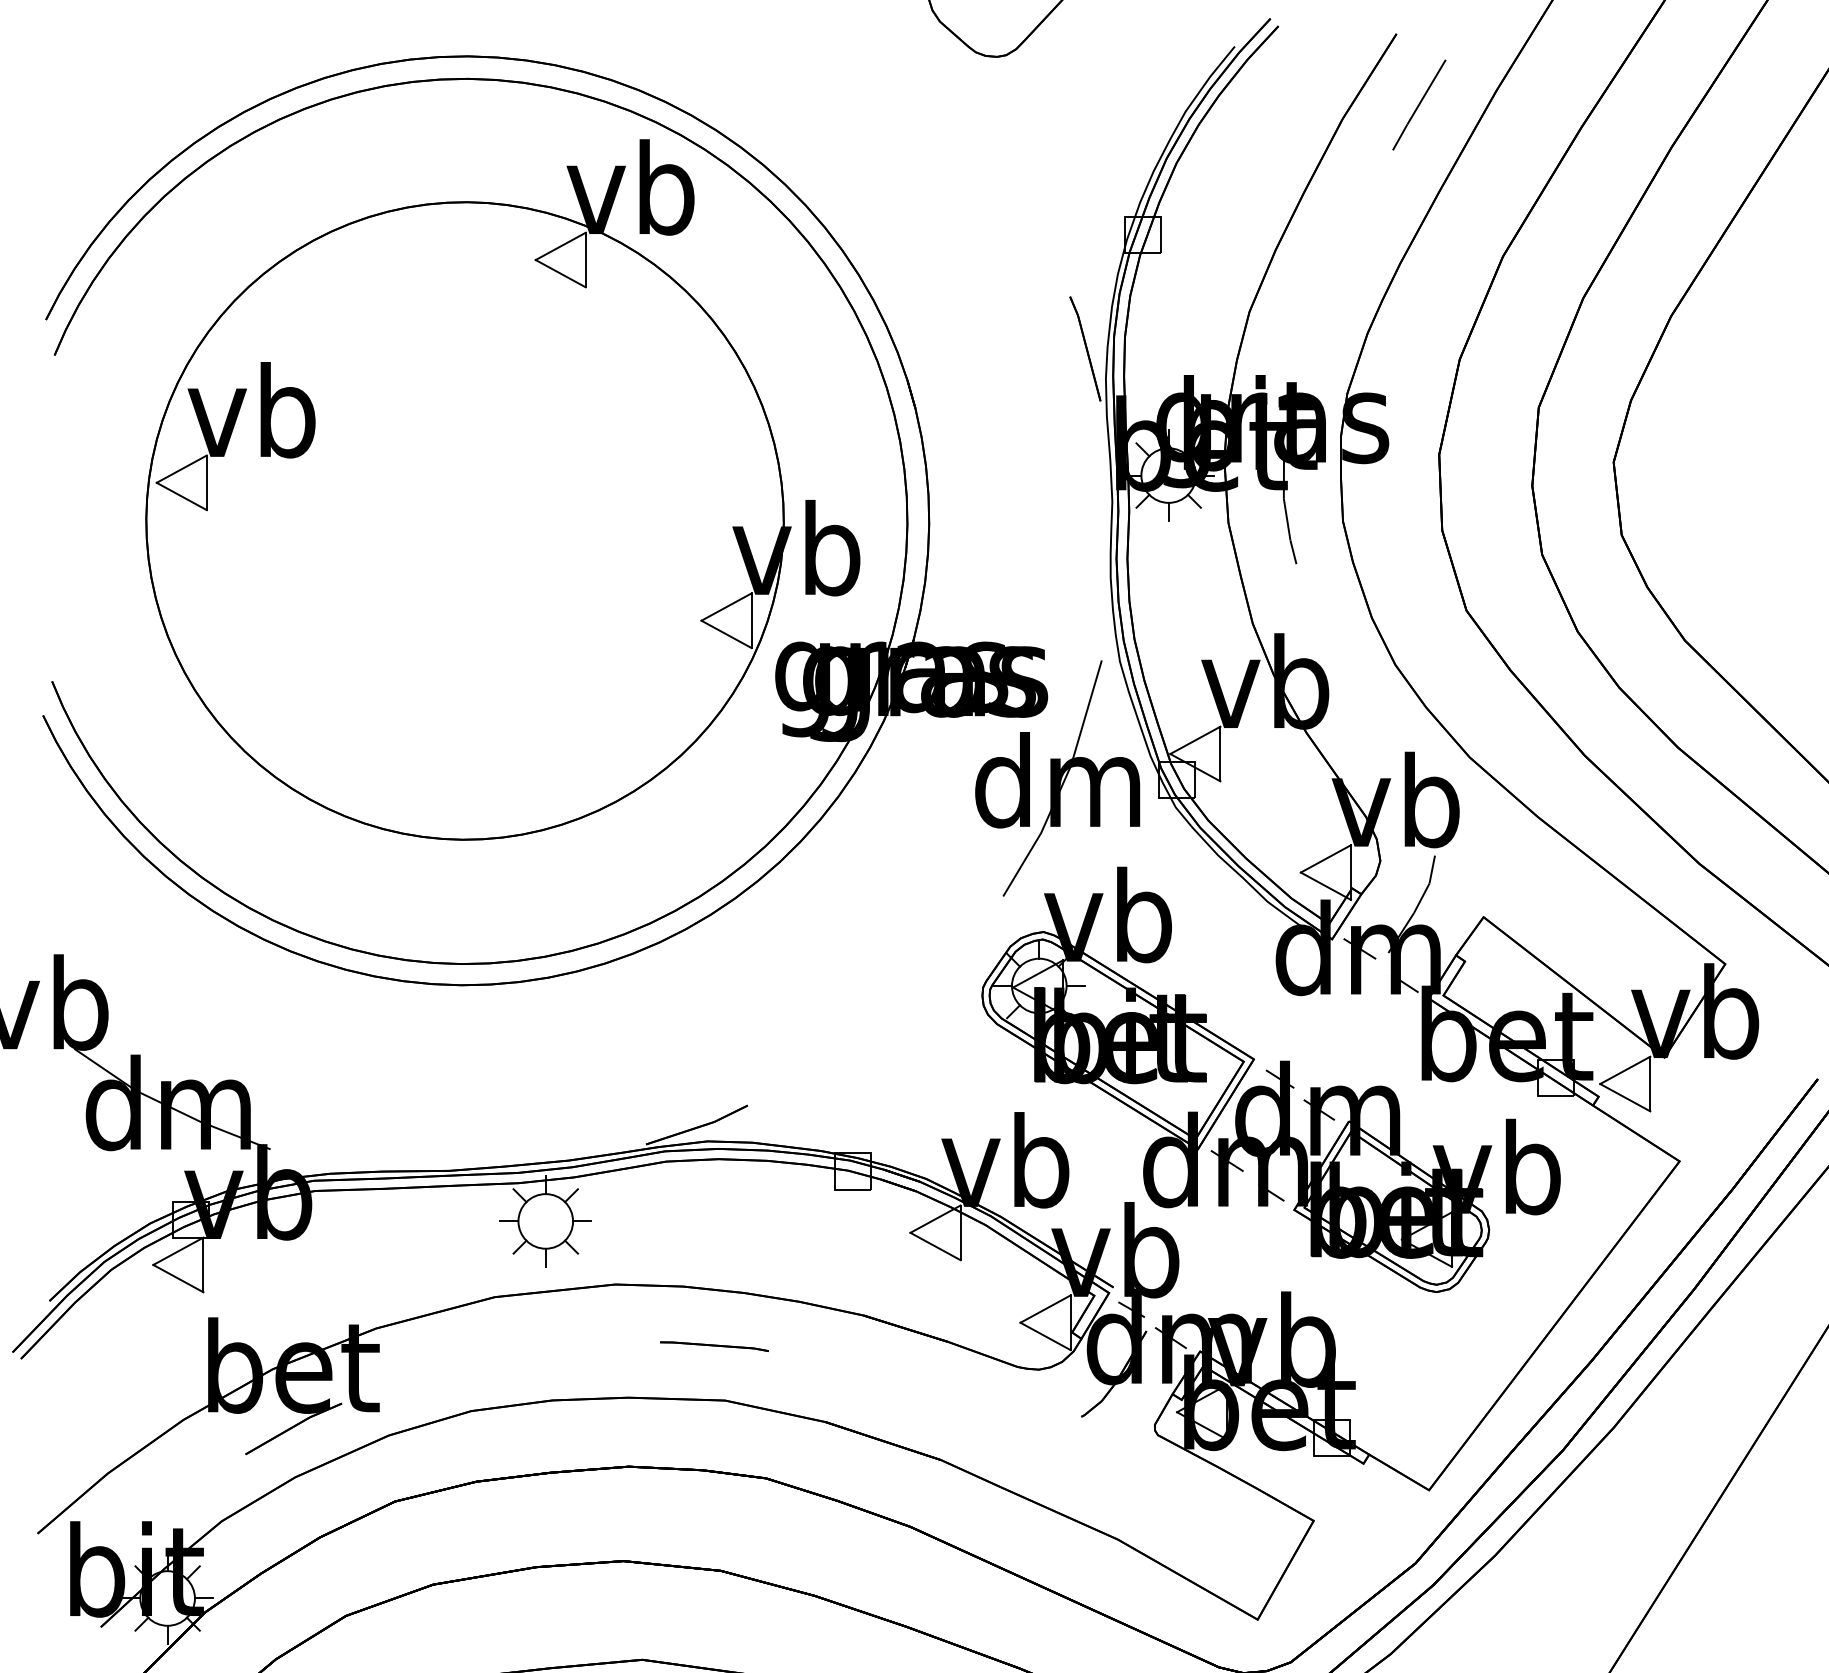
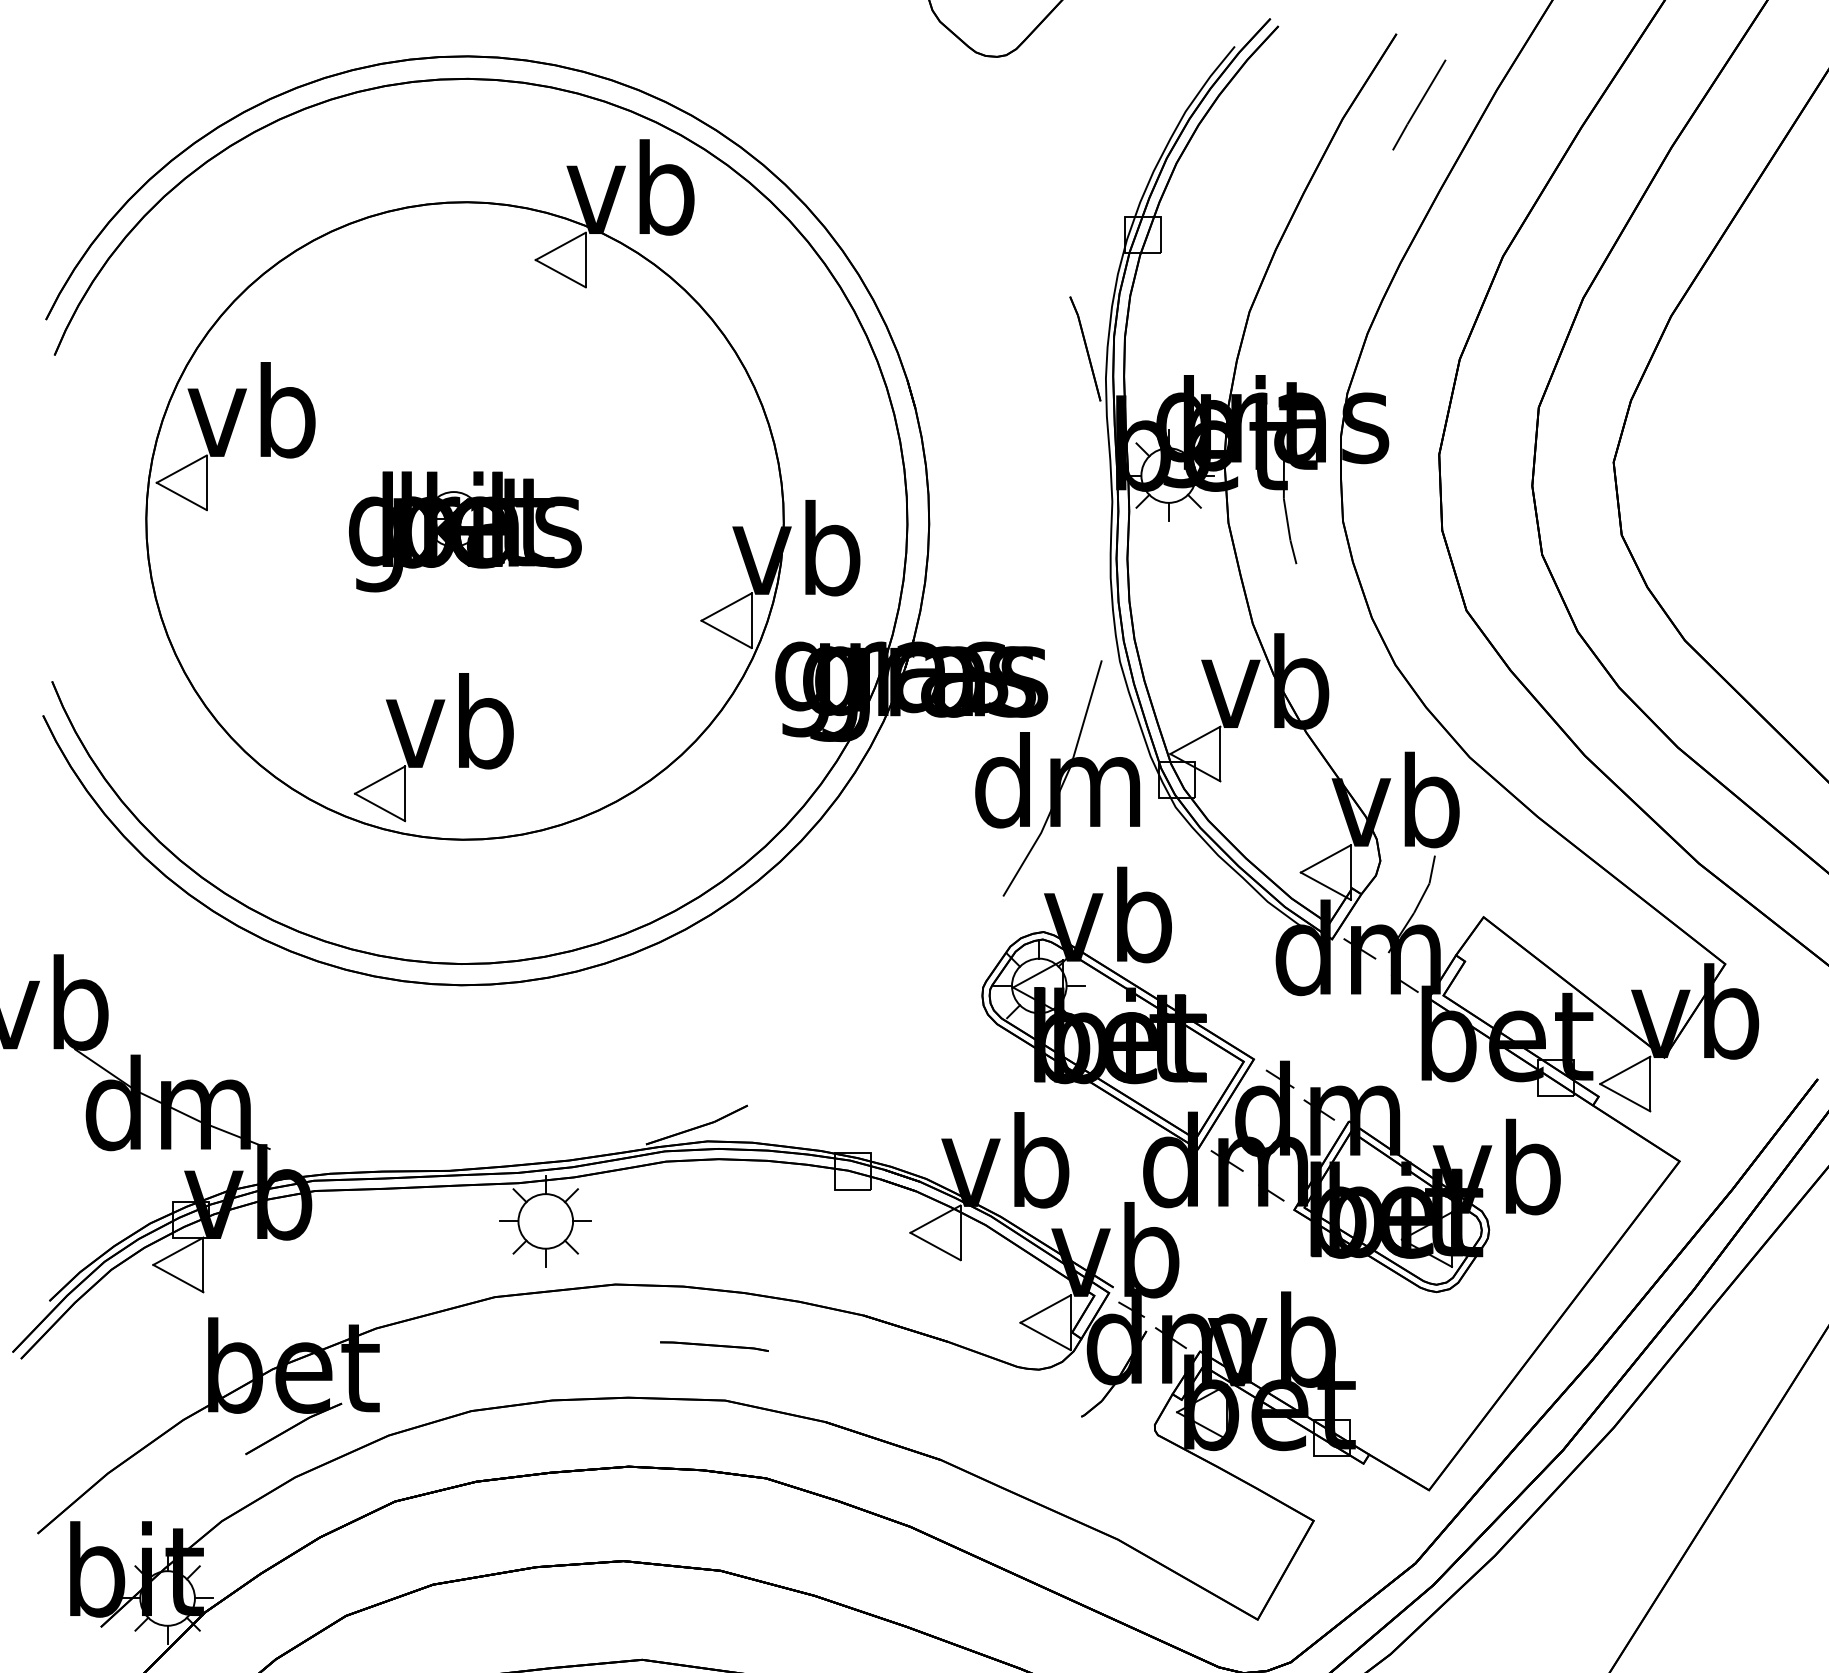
part: none -> present (465, 531)
part: none -> present (433, 747)
